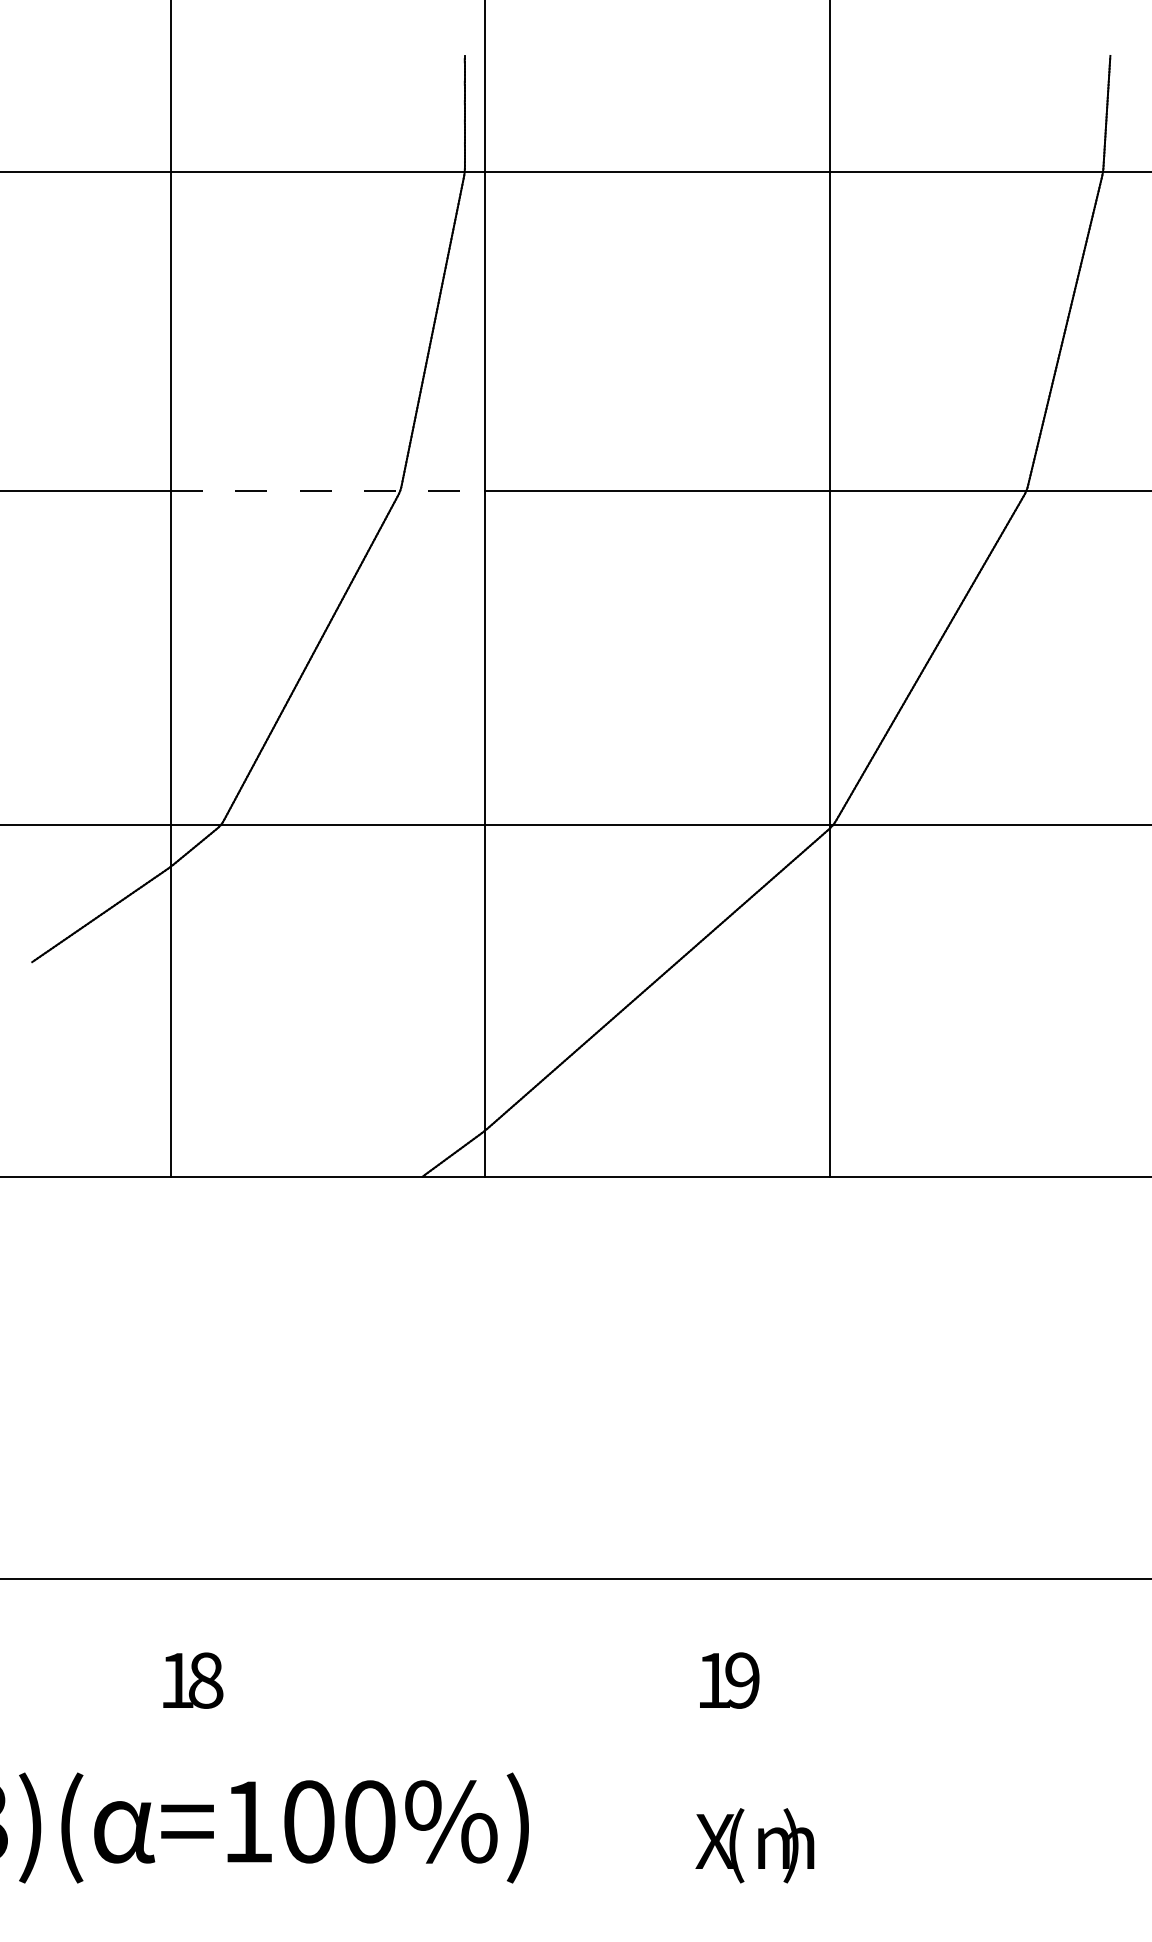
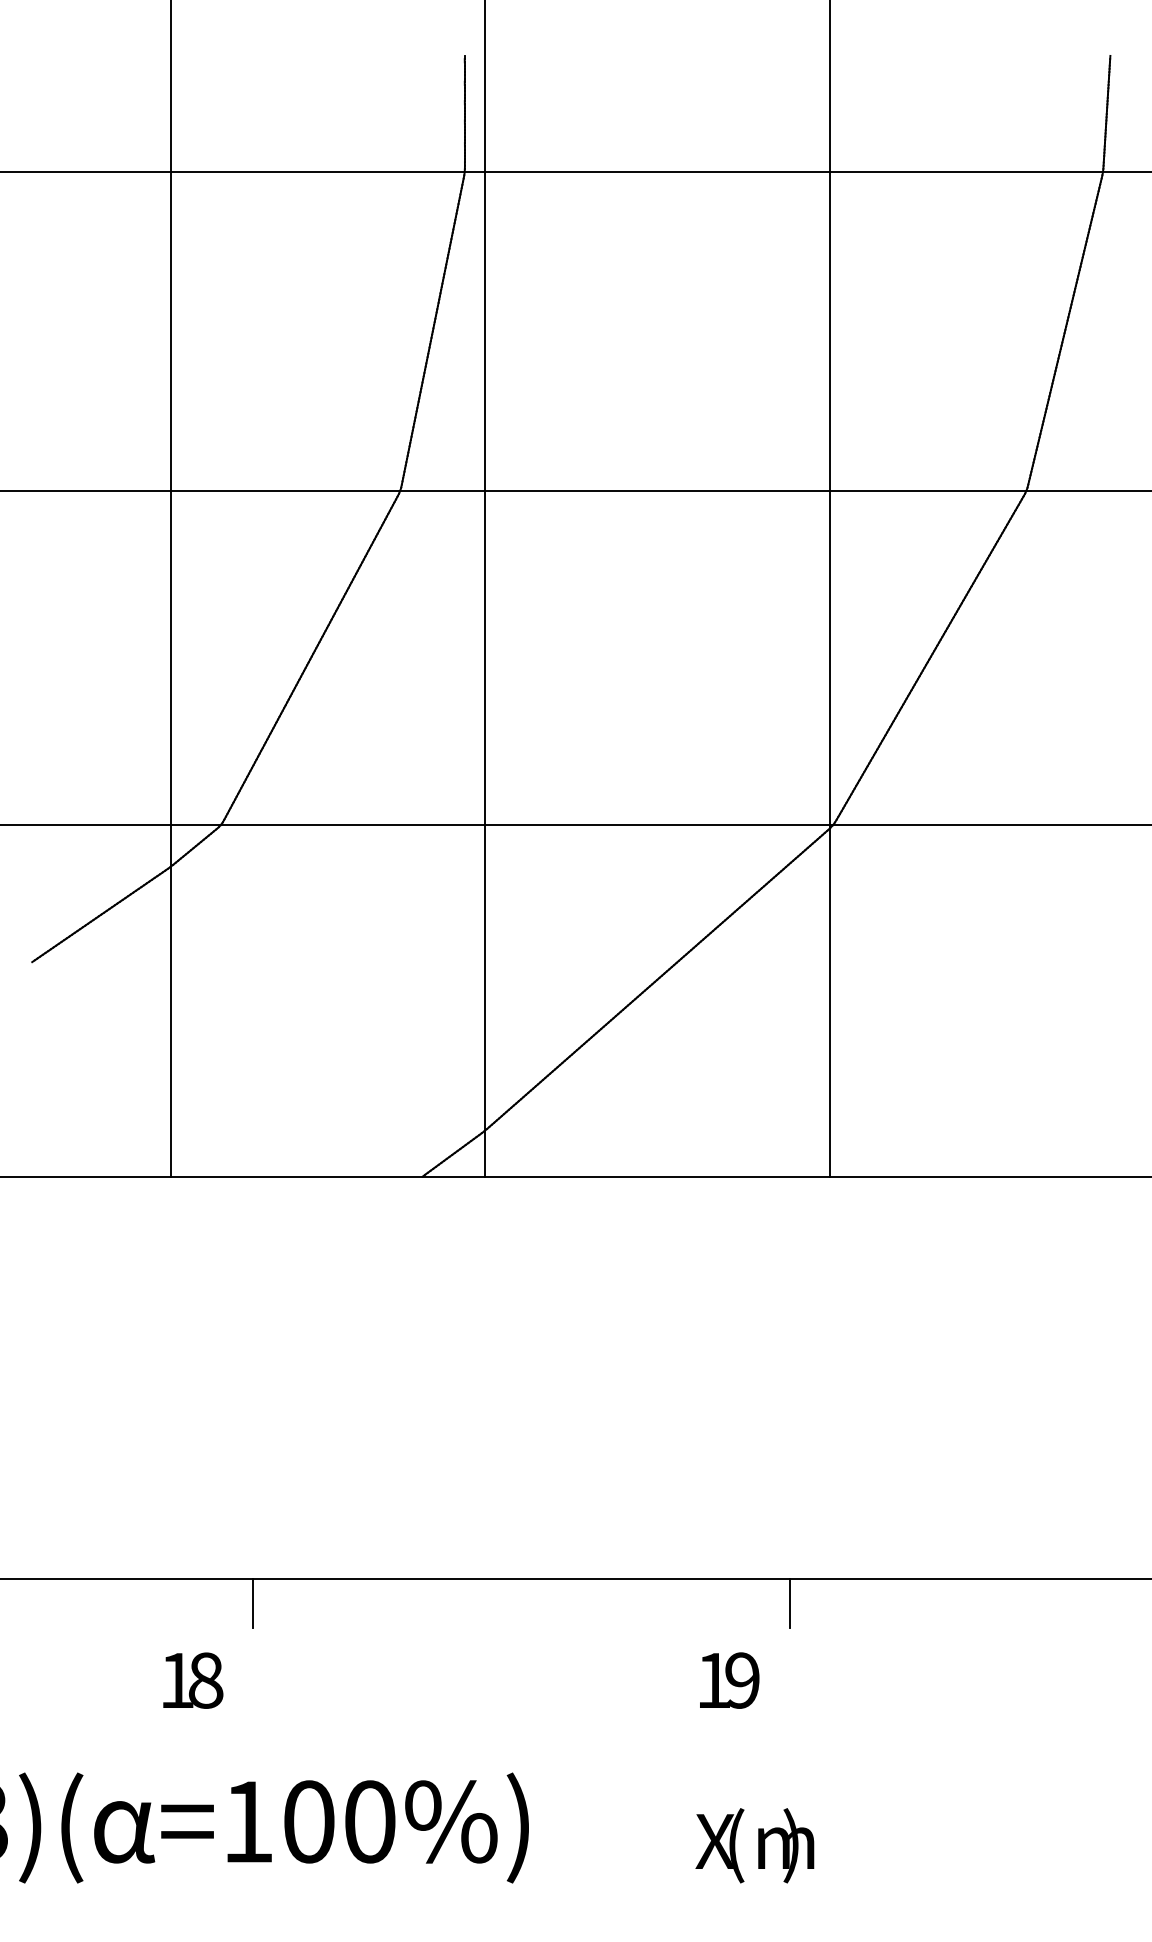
line: dashed -> solid (327, 490)
line: none -> present (253, 1603)
line: none -> present (789, 1603)
